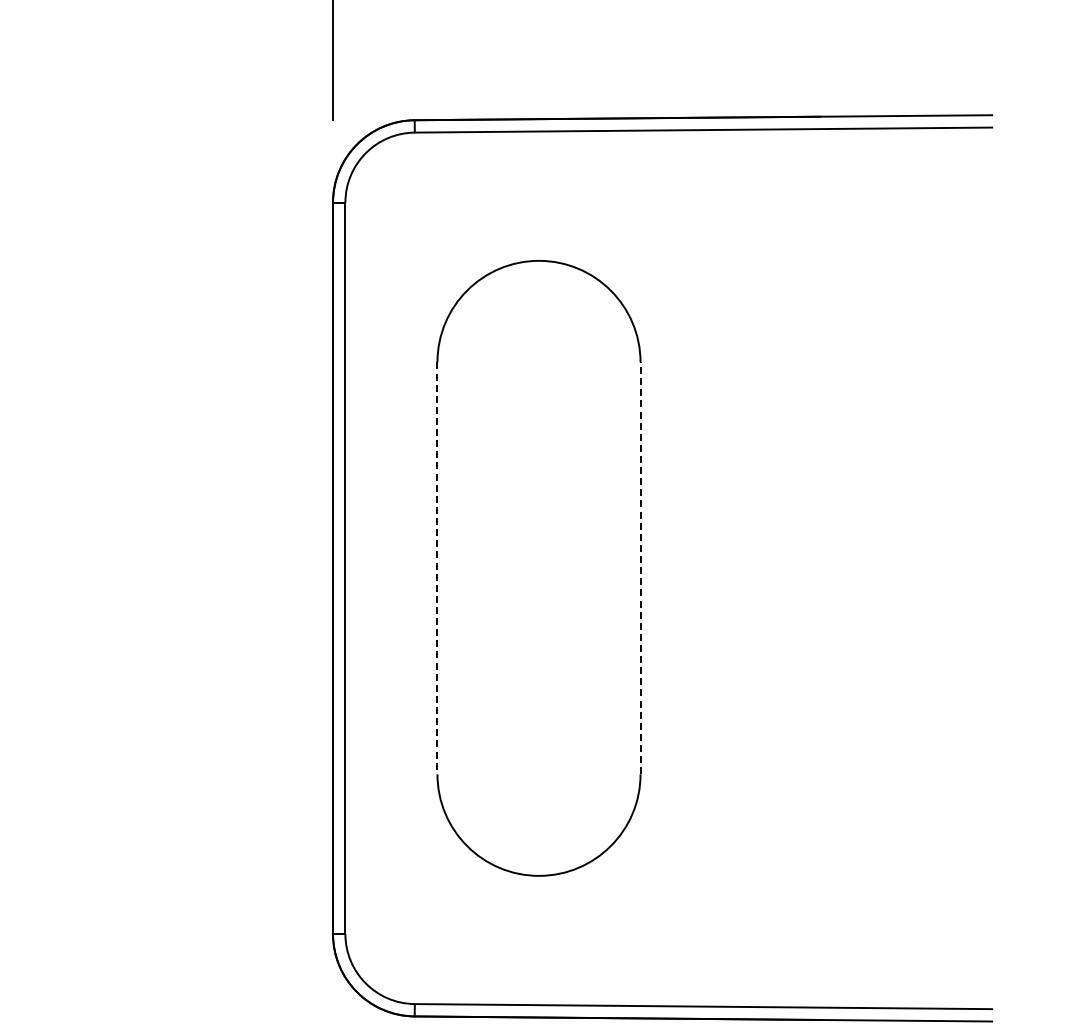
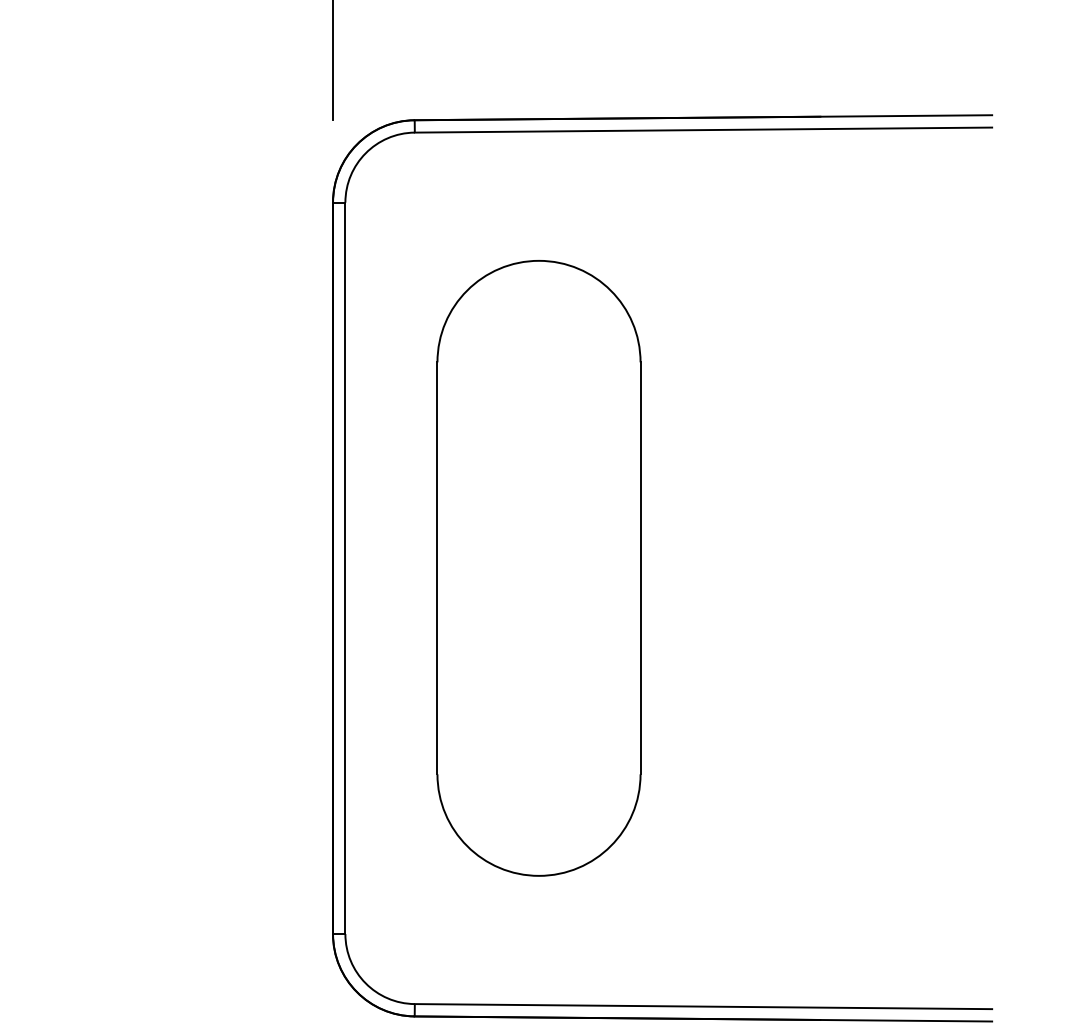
line: dashed -> solid (437, 568)
line: dashed -> solid (640, 568)
